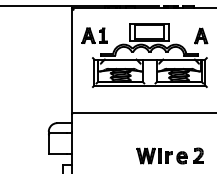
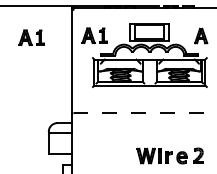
part: none -> present (31, 37)
line: solid -> dashed (145, 113)
